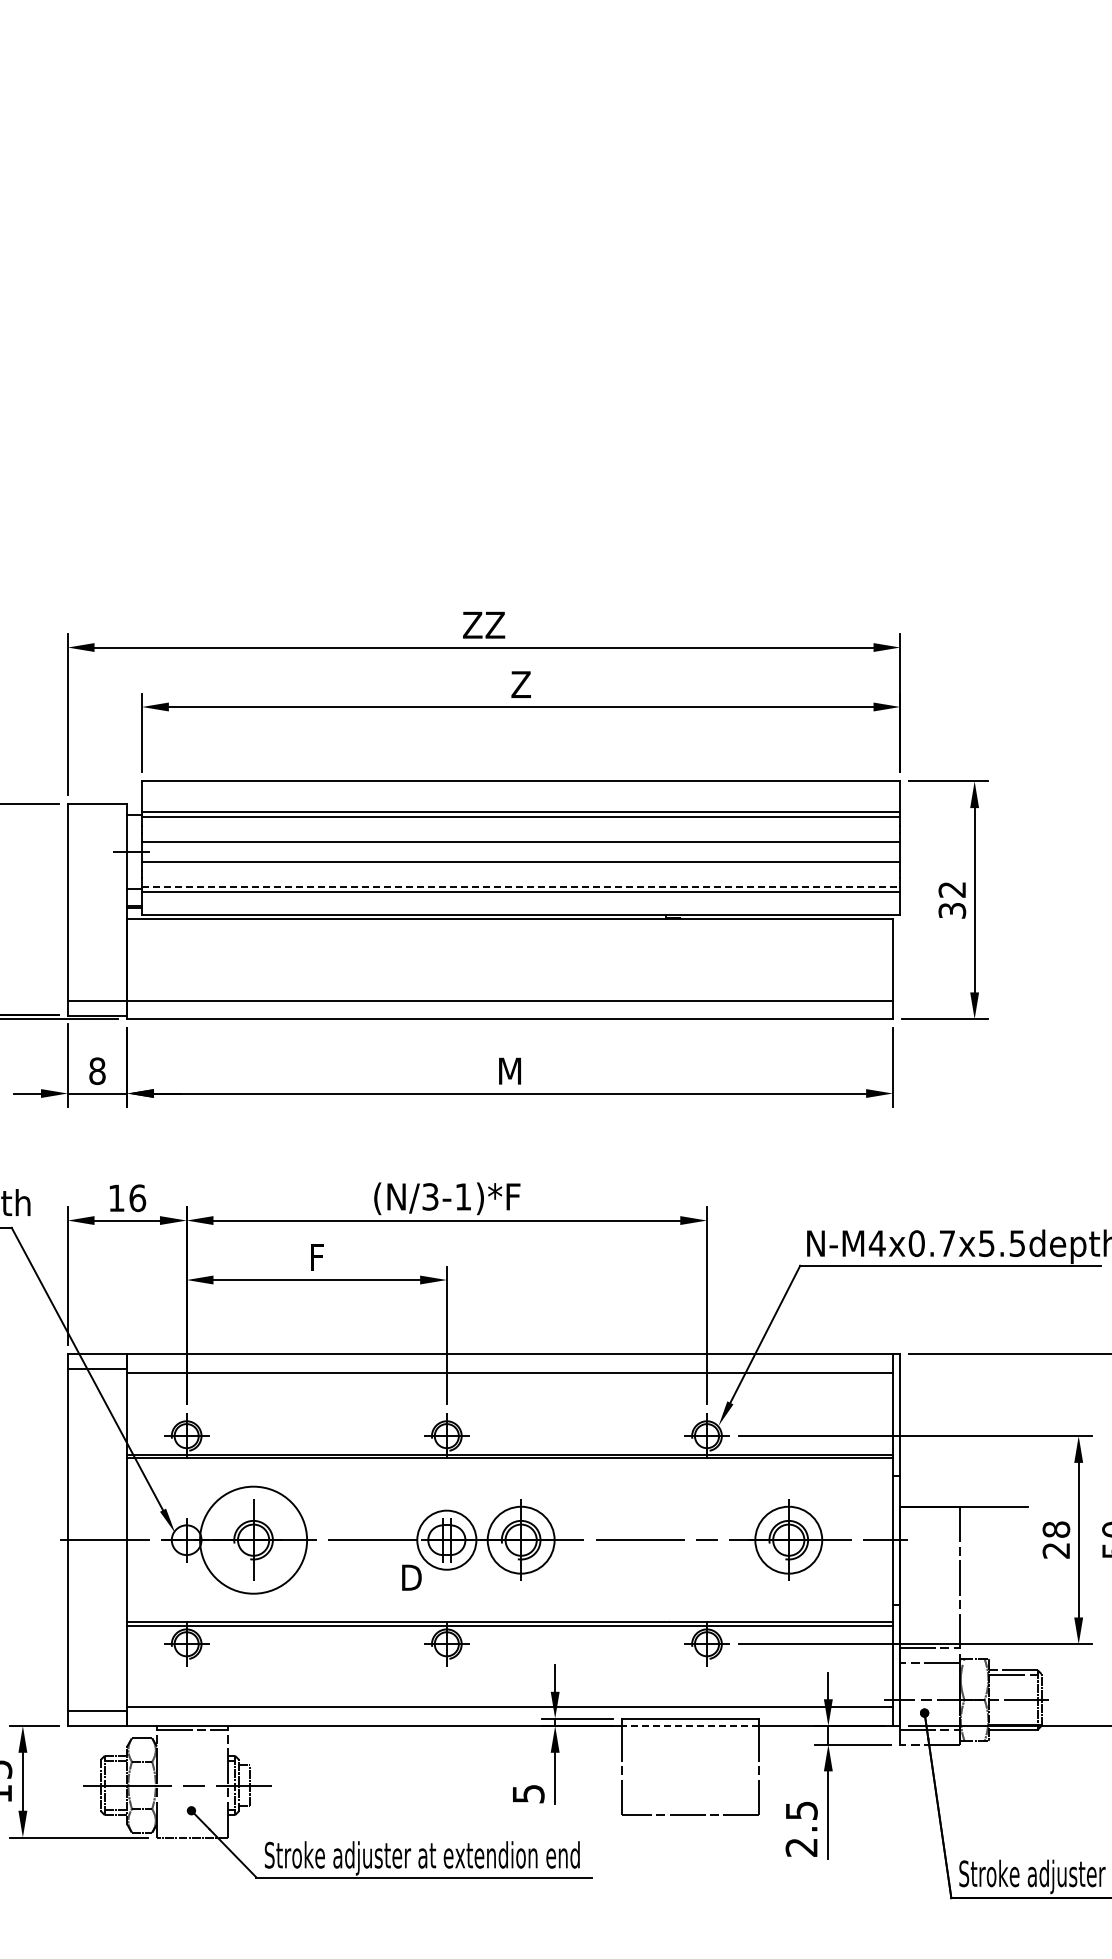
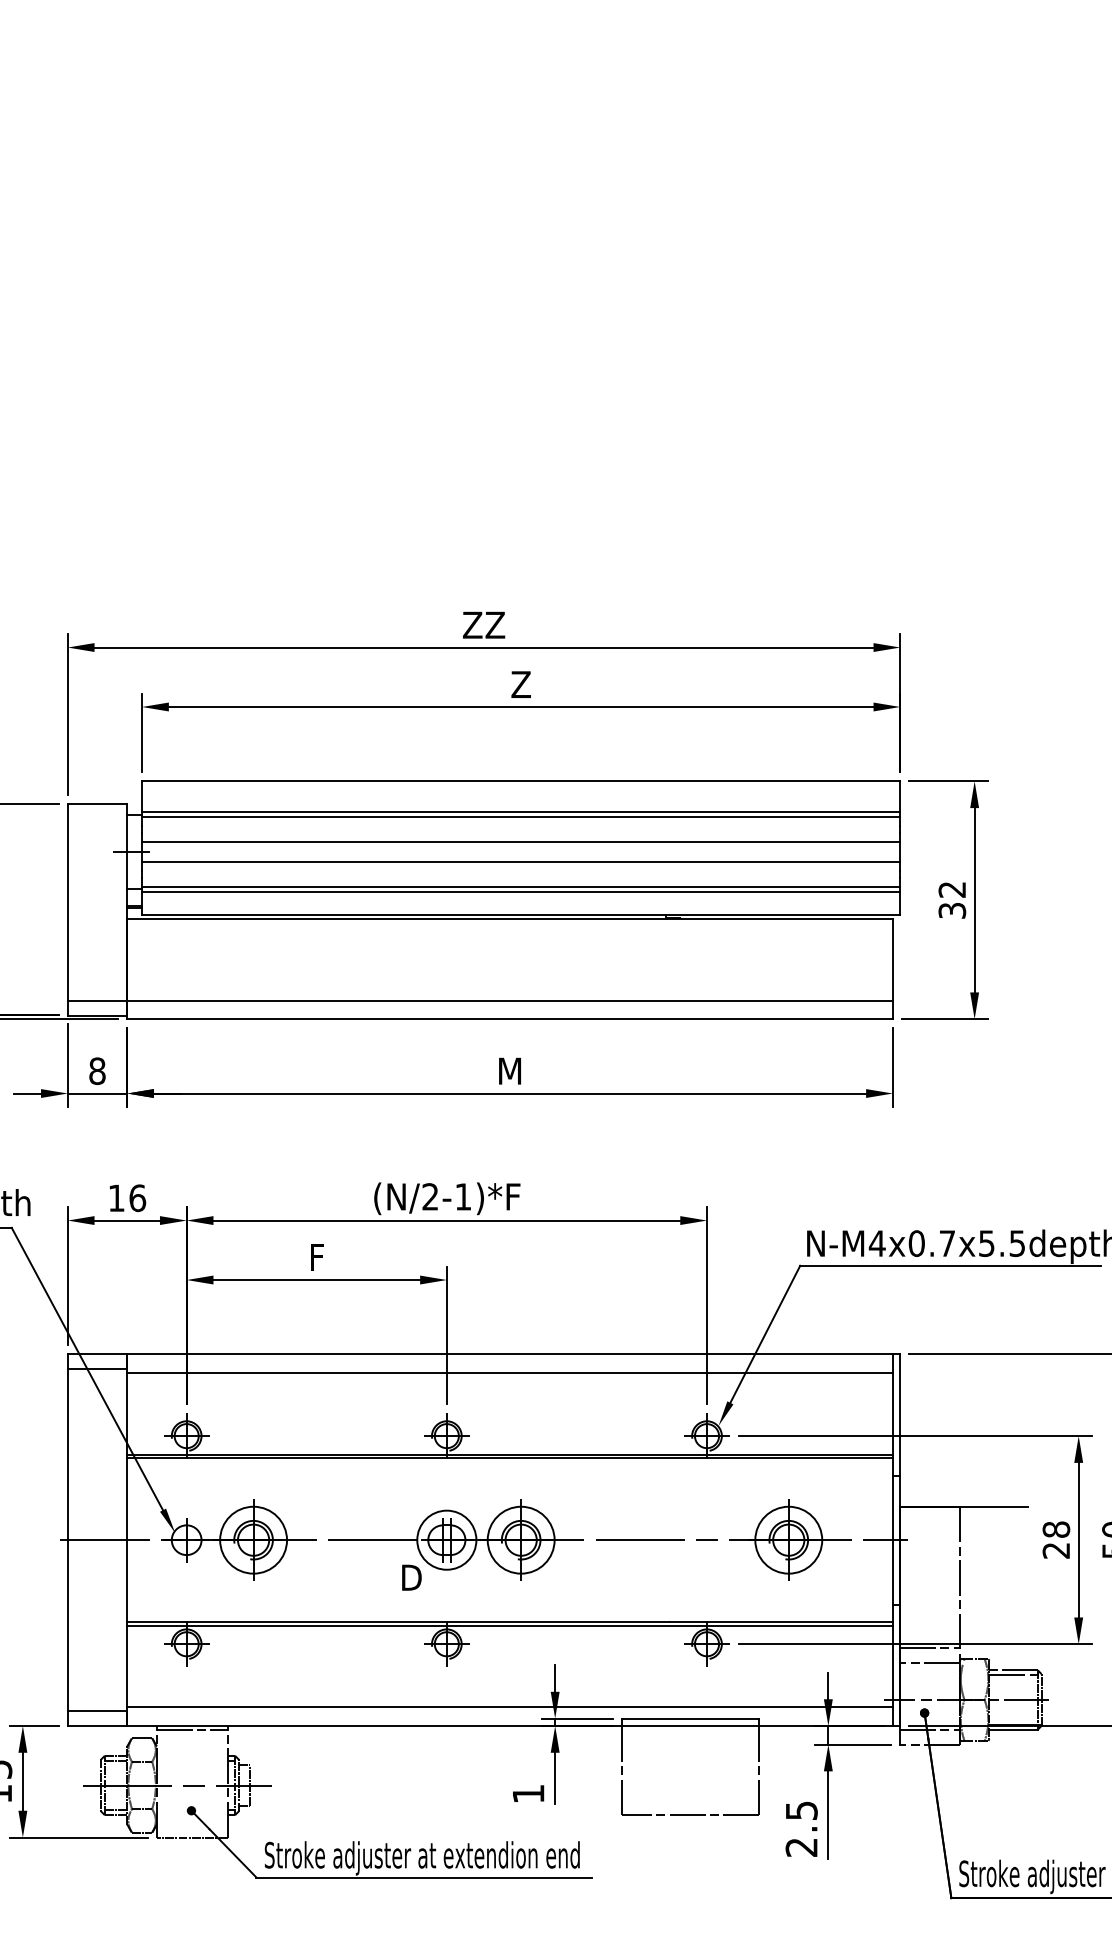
line: dashed -> solid (521, 886)
text: (N/3-1)*F -> (N/2-1)*F (430, 1196)
circle diameter: 107 px -> 67 px (253, 1539)
line: dashed -> solid (690, 1726)
text: 5 -> 1 (528, 1794)
